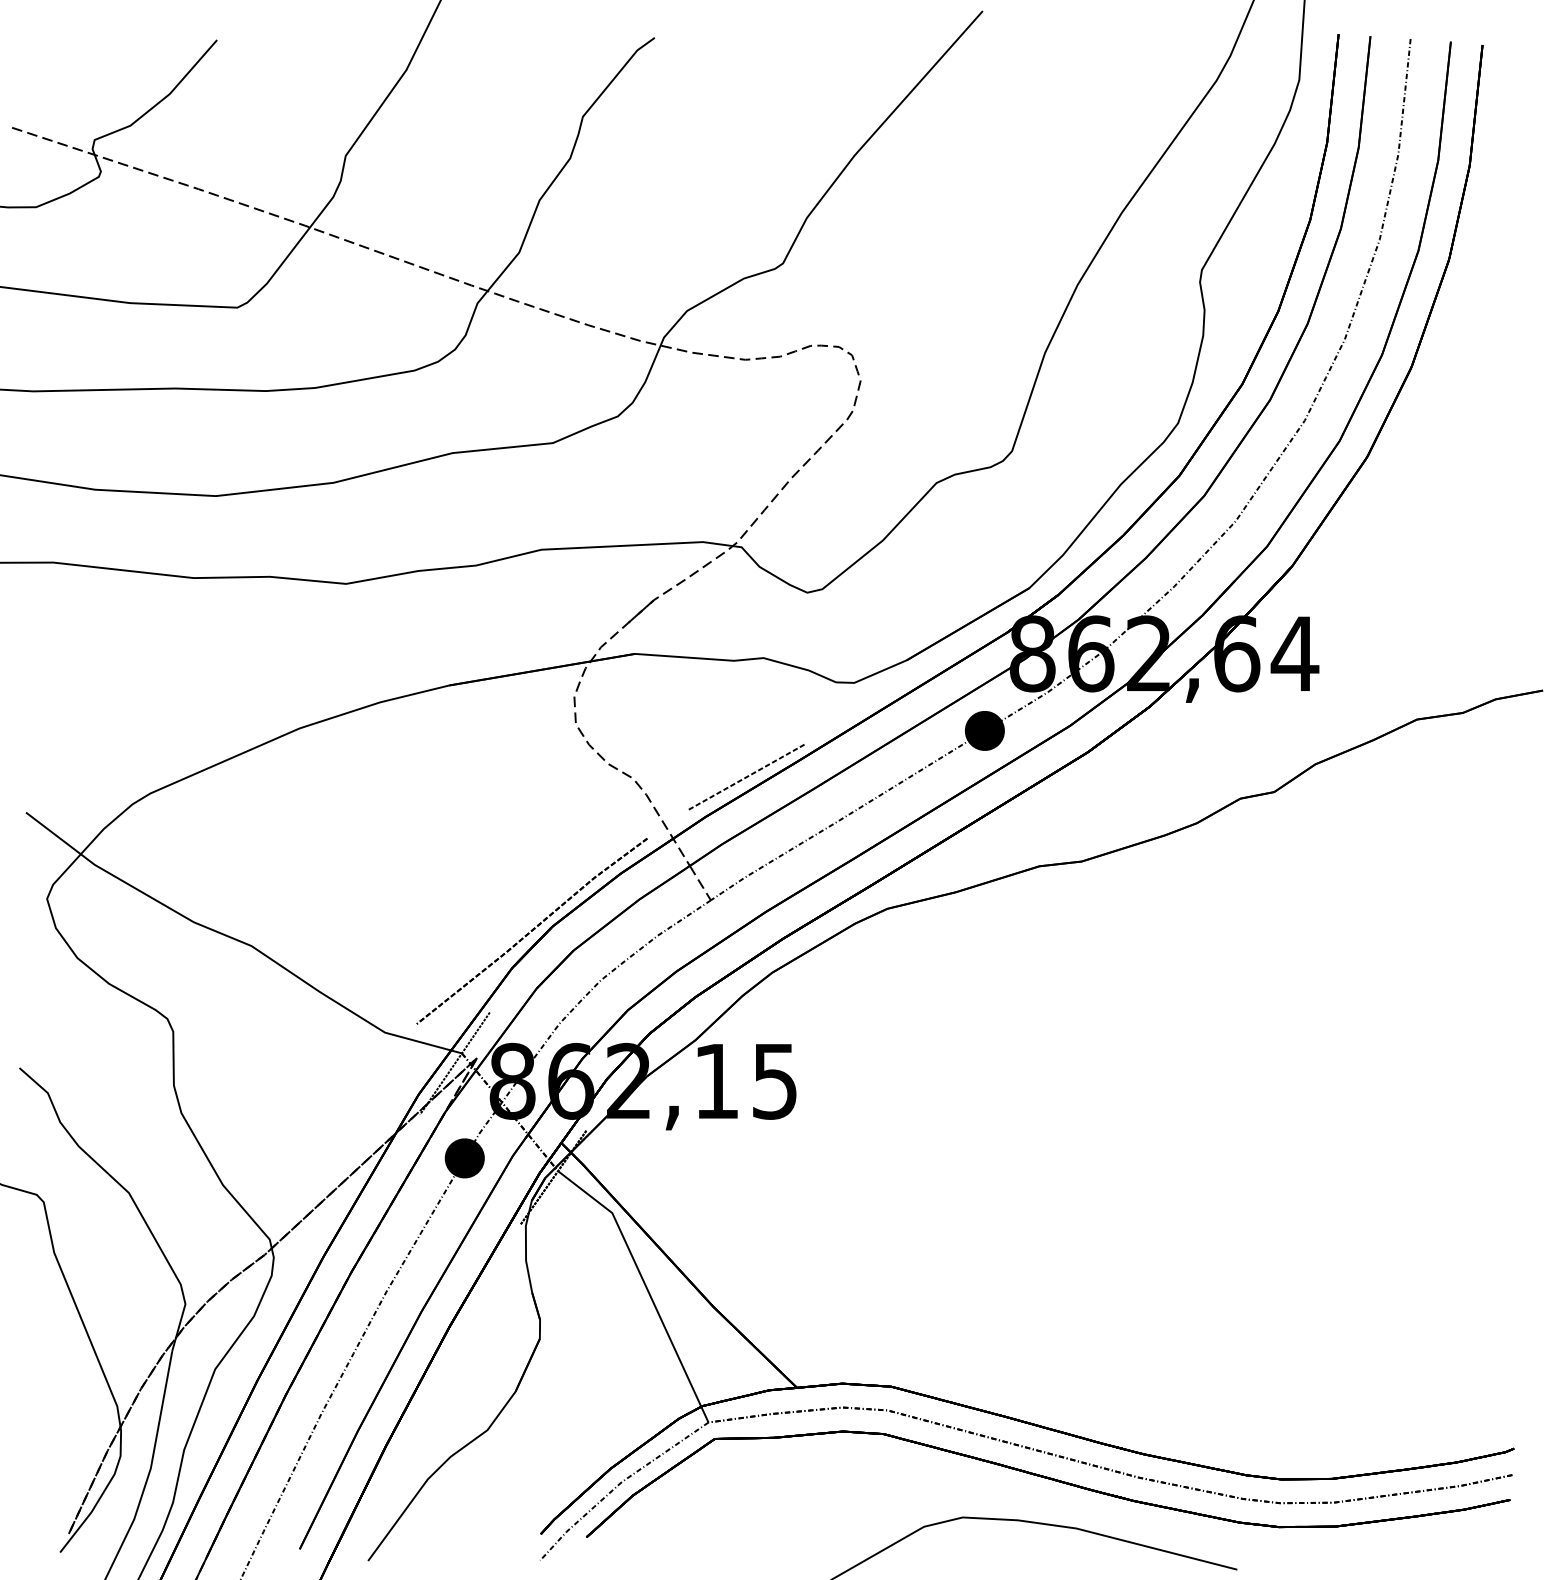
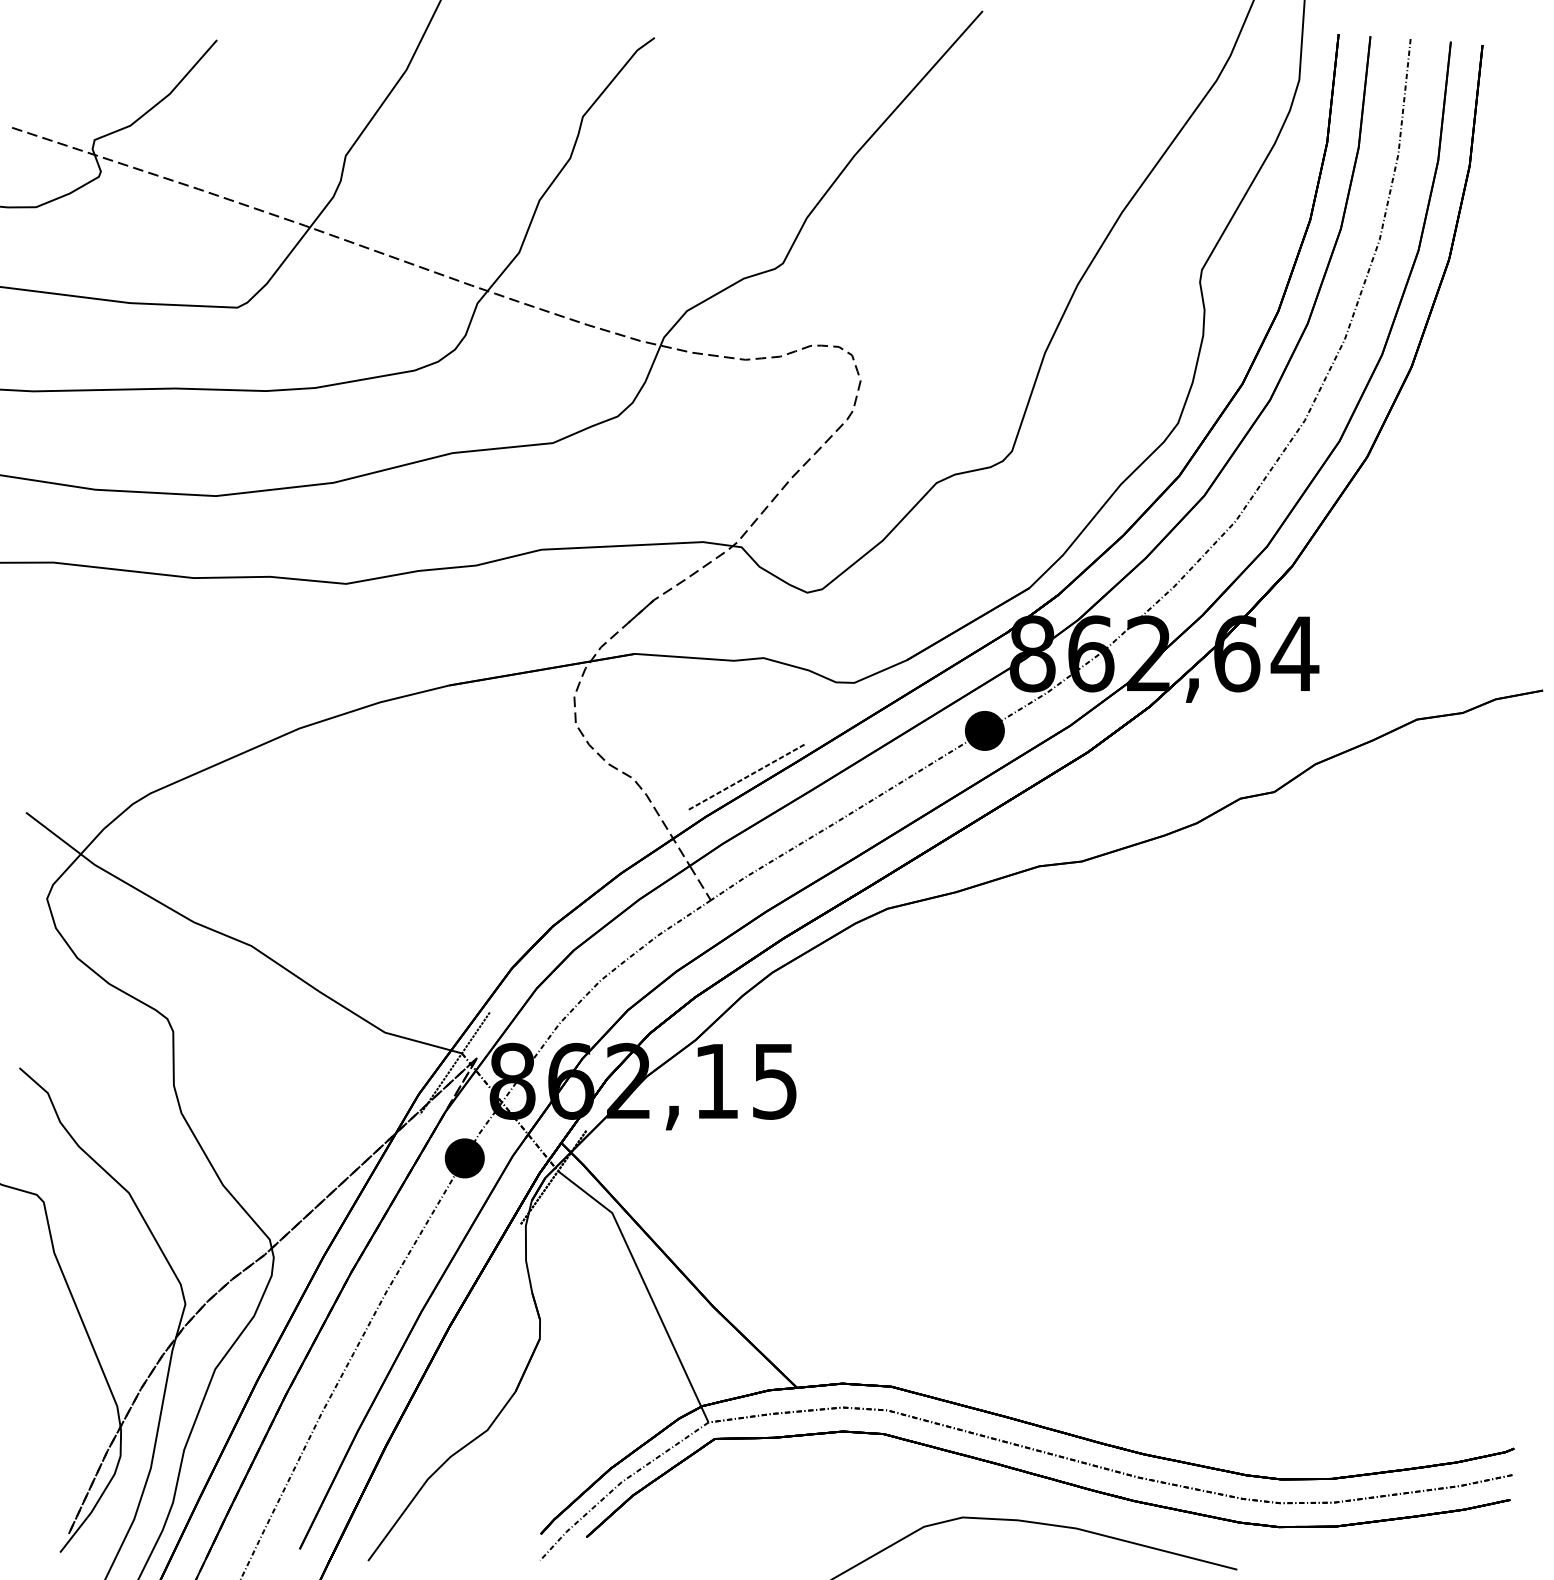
part: present -> none (531, 931)
